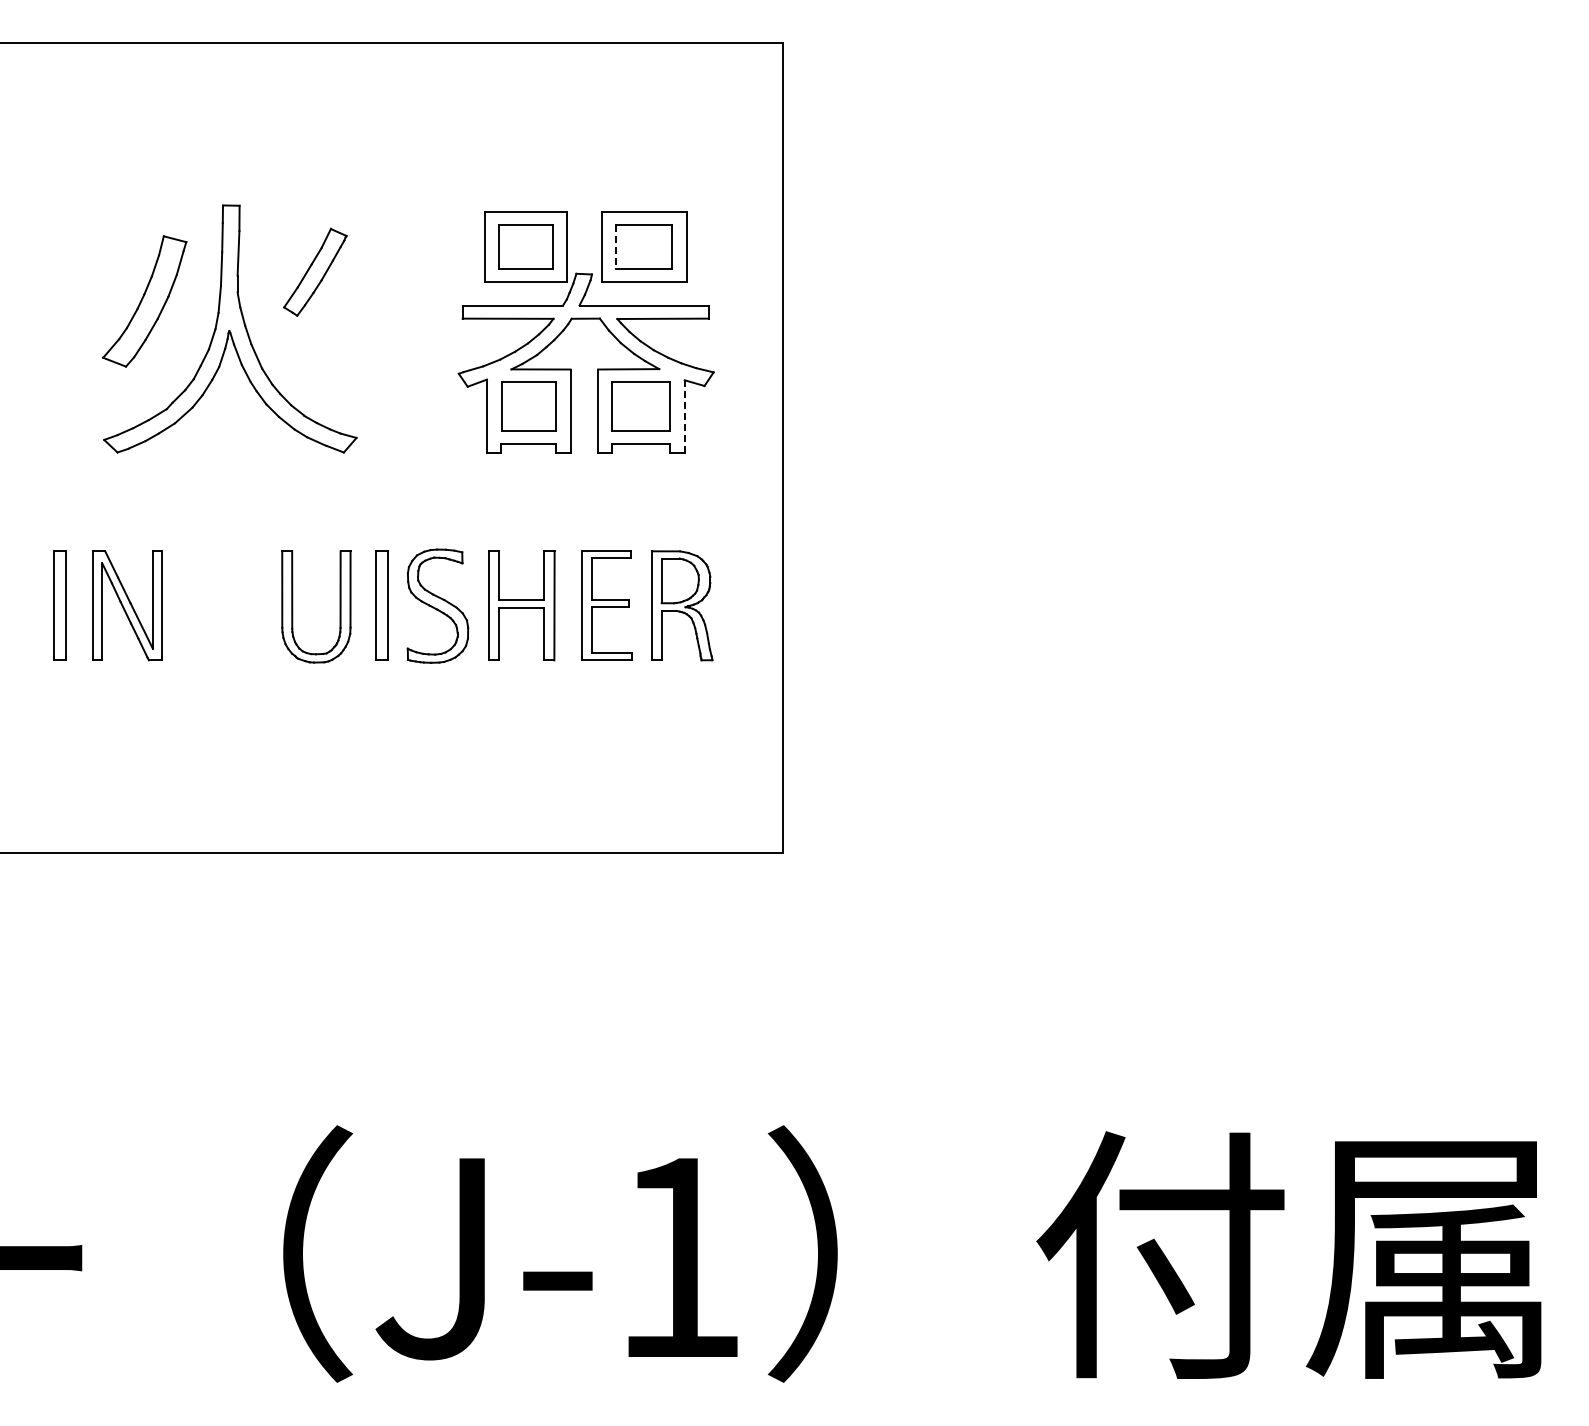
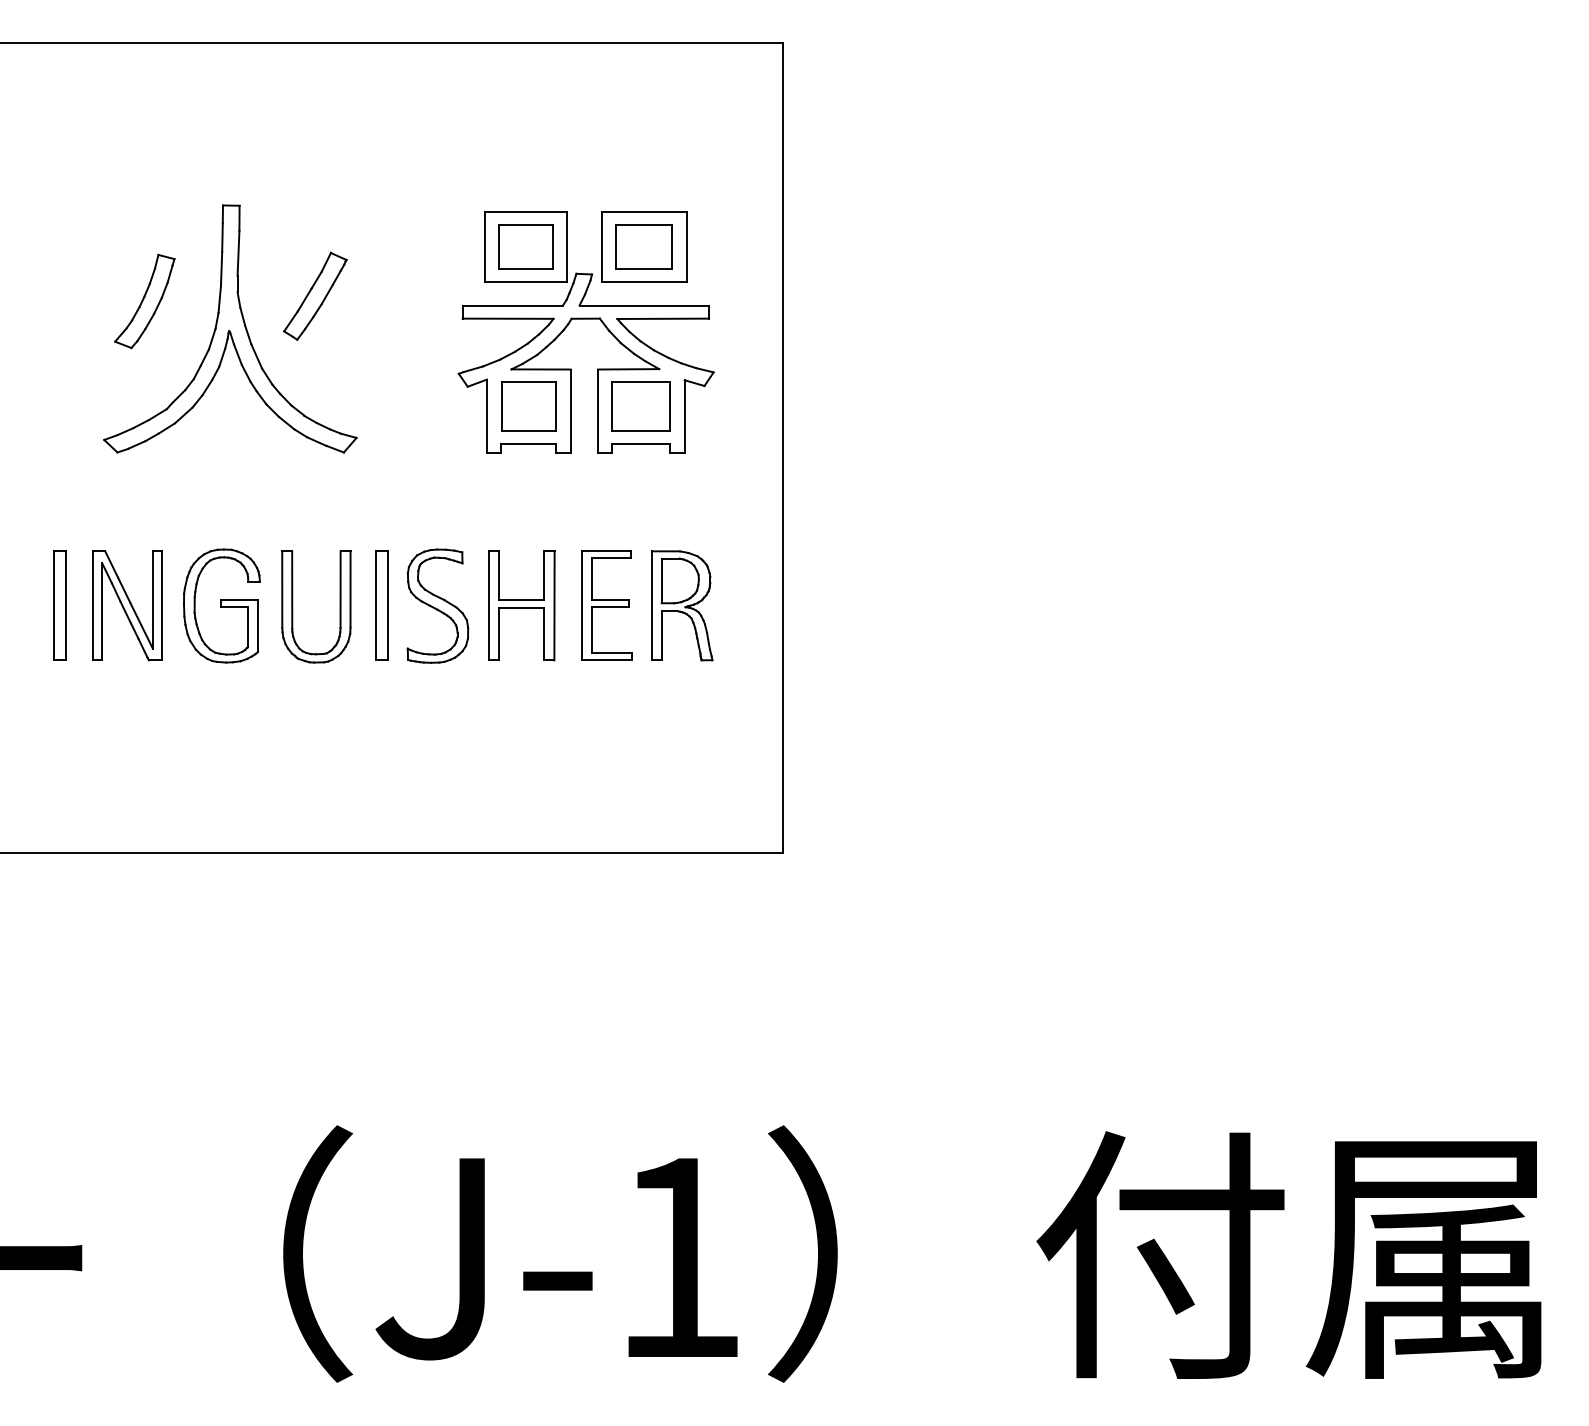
line: dashed -> solid (615, 246)
part position: (315, 271) -> (315, 295) (315, 295)
part size: 86x133 px -> 62x97 px (144, 301)
line: dashed -> solid (684, 415)
part: none -> present (221, 605)
